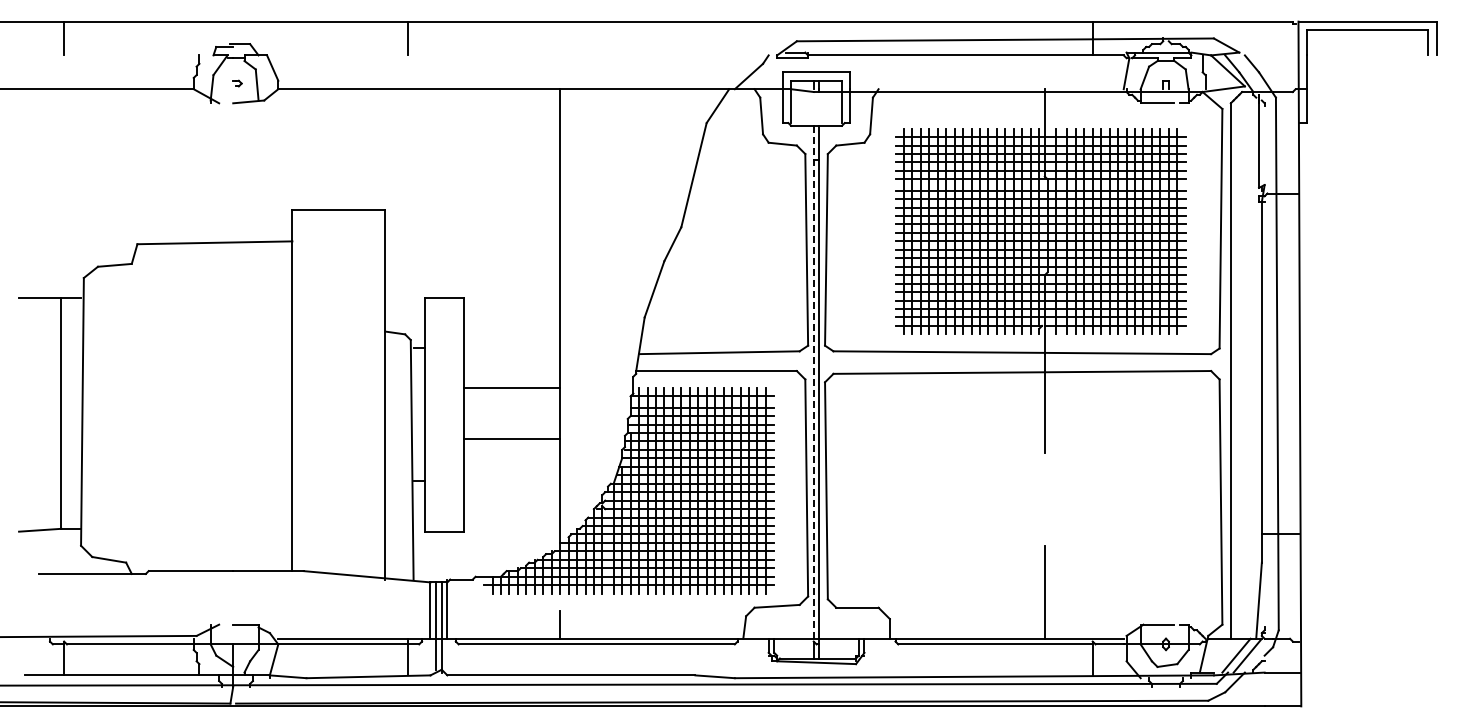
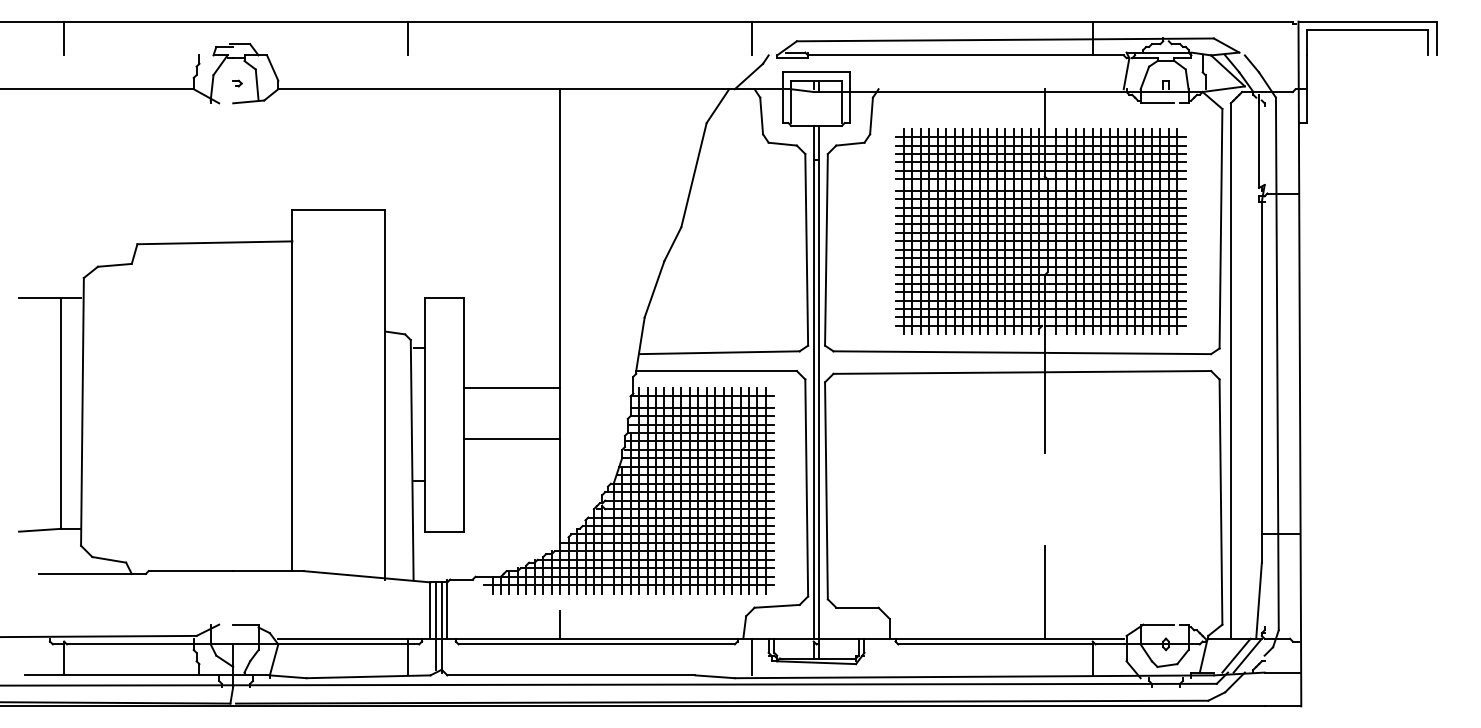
line: none -> present (751, 38)
line: dashed -> solid (813, 381)
line: none -> present (751, 656)
